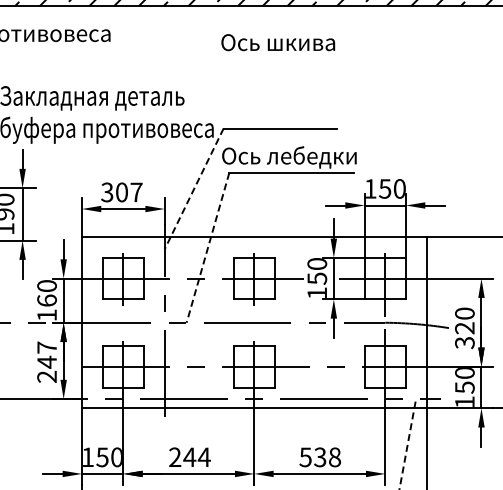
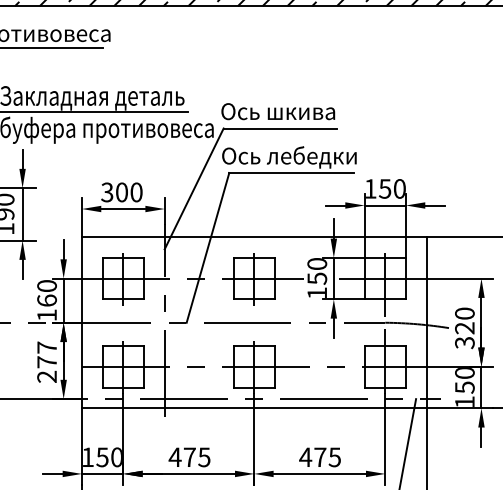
text position: (278, 42) -> (278, 111) (278, 111)
line: none -> present (52, 48)
line: none -> present (95, 112)
line: dashed -> solid (193, 189)
text: 307 -> 300 (136, 192)
line: dashed -> solid (207, 247)
text: 247 -> 277 (46, 361)
line: dashed -> solid (407, 444)
text: 244 -> 475 (189, 457)
text: 538 -> 475 (320, 457)
